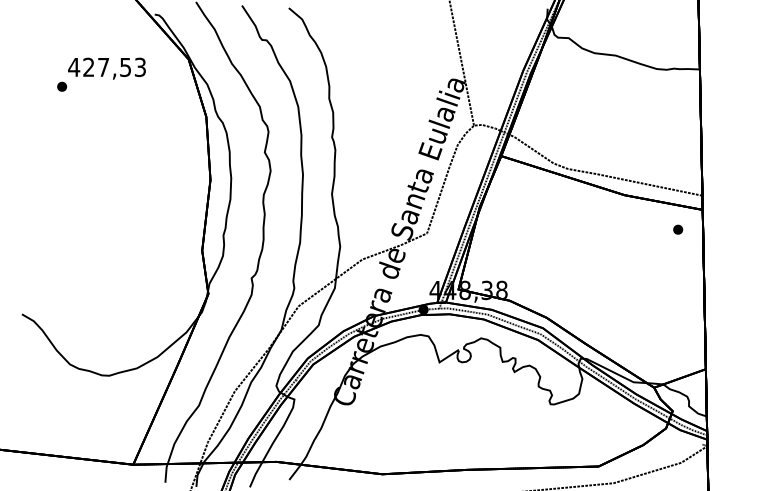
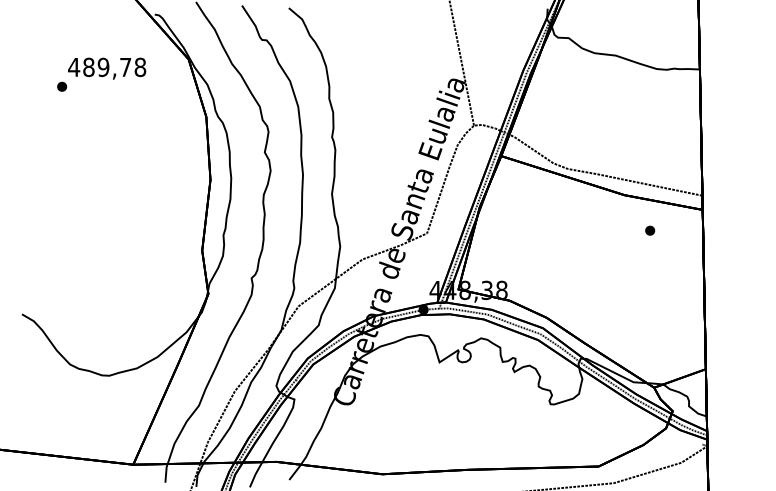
text: 427,53 -> 489,78 (114, 67)
part position: (678, 229) -> (650, 230) (650, 230)
